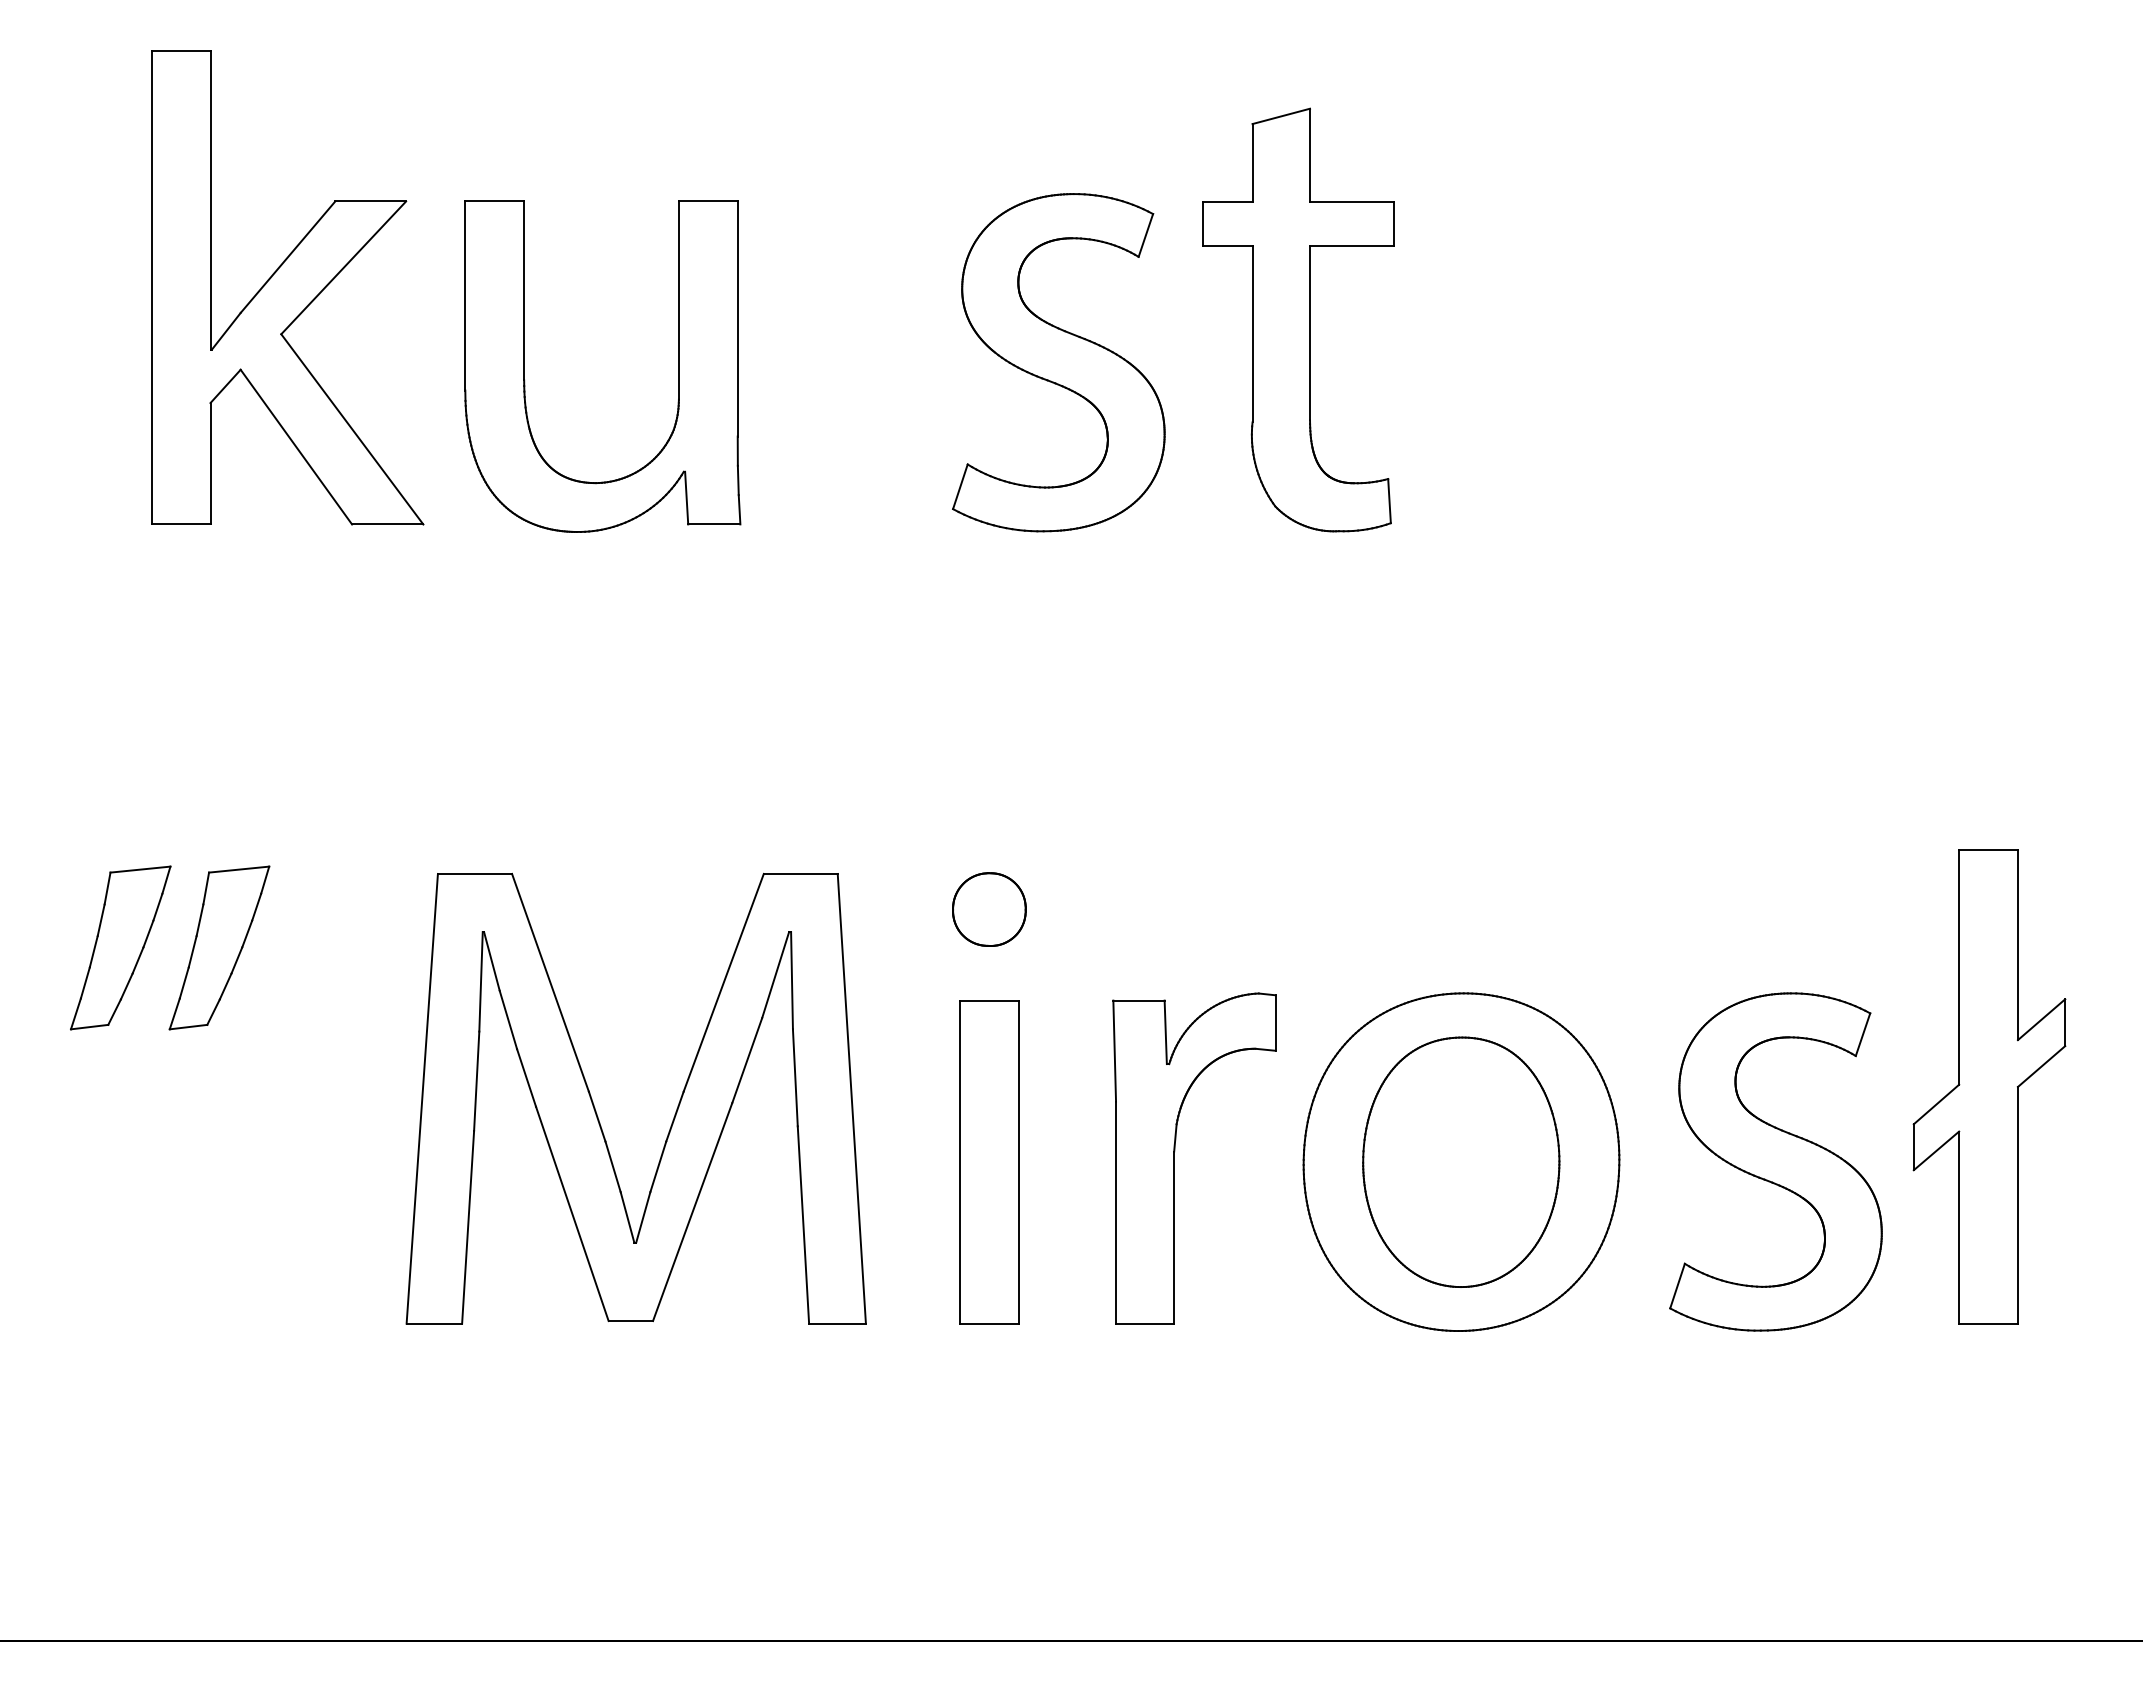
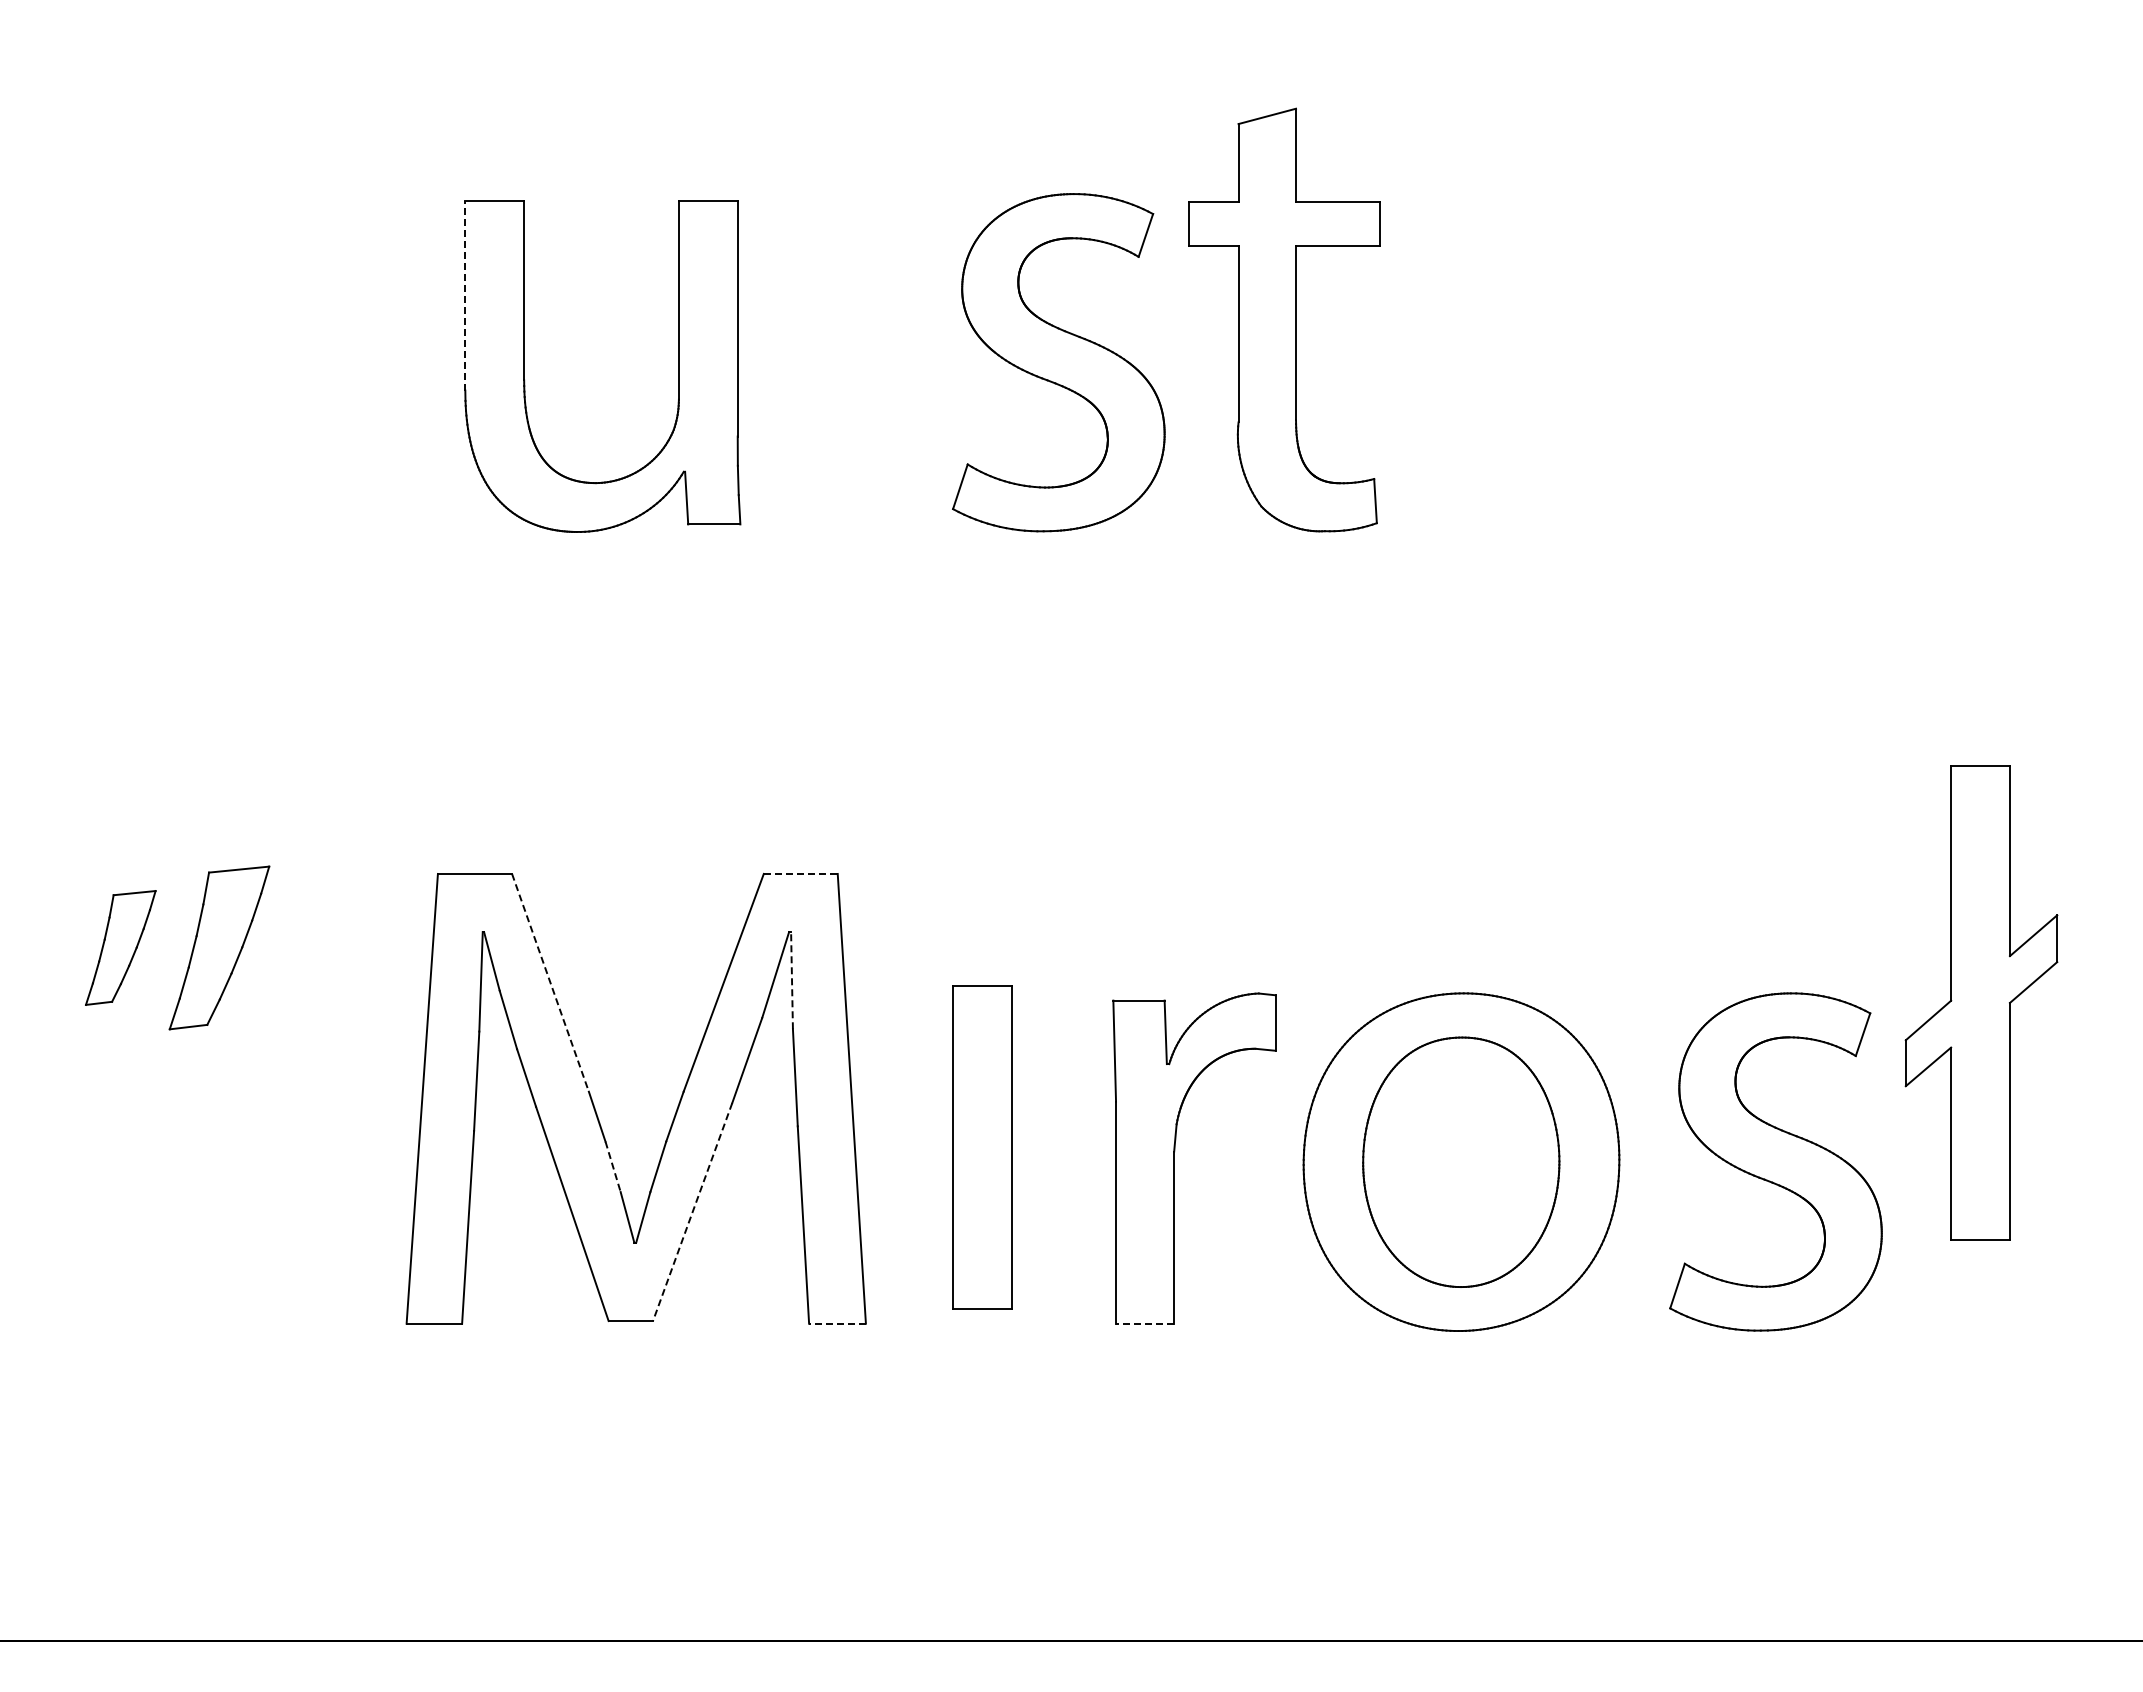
part: present -> none (287, 287)
line: solid -> dashed (465, 295)
part position: (1298, 319) -> (1284, 319) (1284, 319)
line: solid -> dashed (800, 873)
part: present -> none (989, 909)
part size: 102x166 px -> 72x116 px (120, 947)
line: solid -> dashed (792, 980)
line: solid -> dashed (550, 983)
part position: (1989, 1086) -> (1981, 1002) (1981, 1002)
part position: (989, 1162) -> (982, 1147) (982, 1147)
line: solid -> dashed (613, 1167)
line: solid -> dashed (692, 1212)
line: solid -> dashed (837, 1323)
line: solid -> dashed (1144, 1323)
